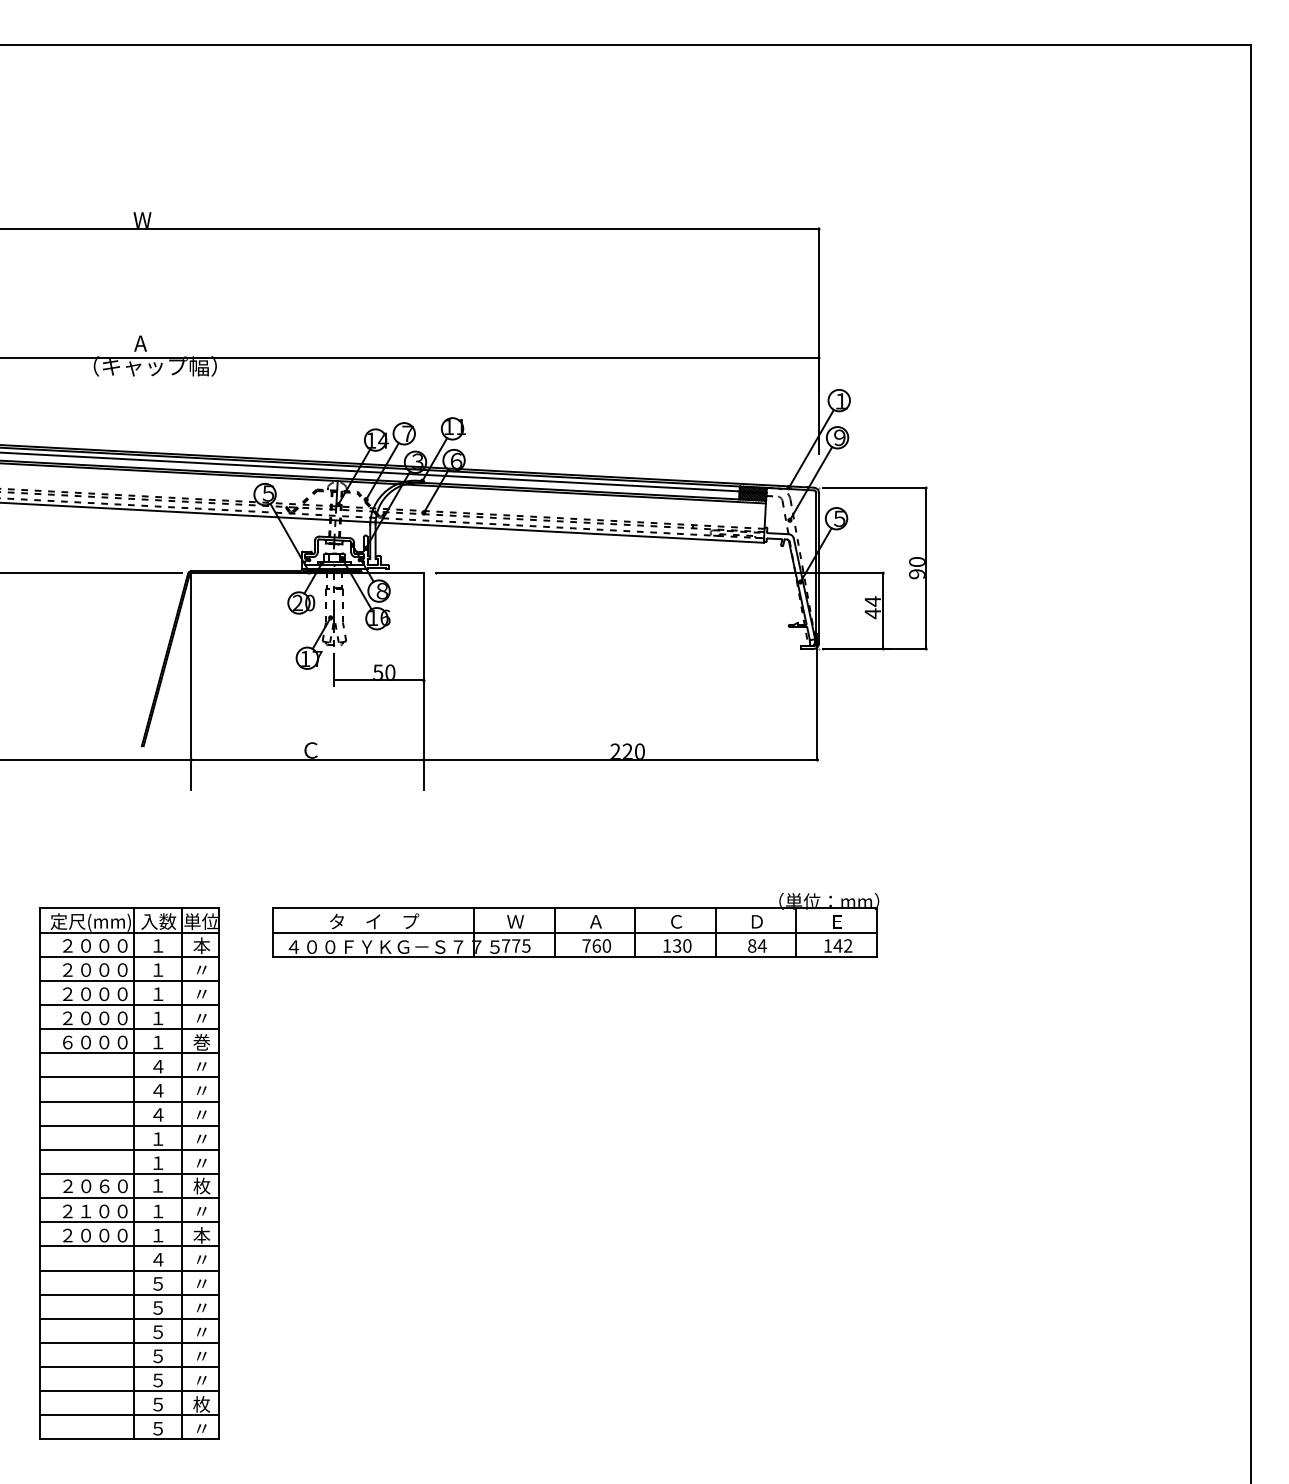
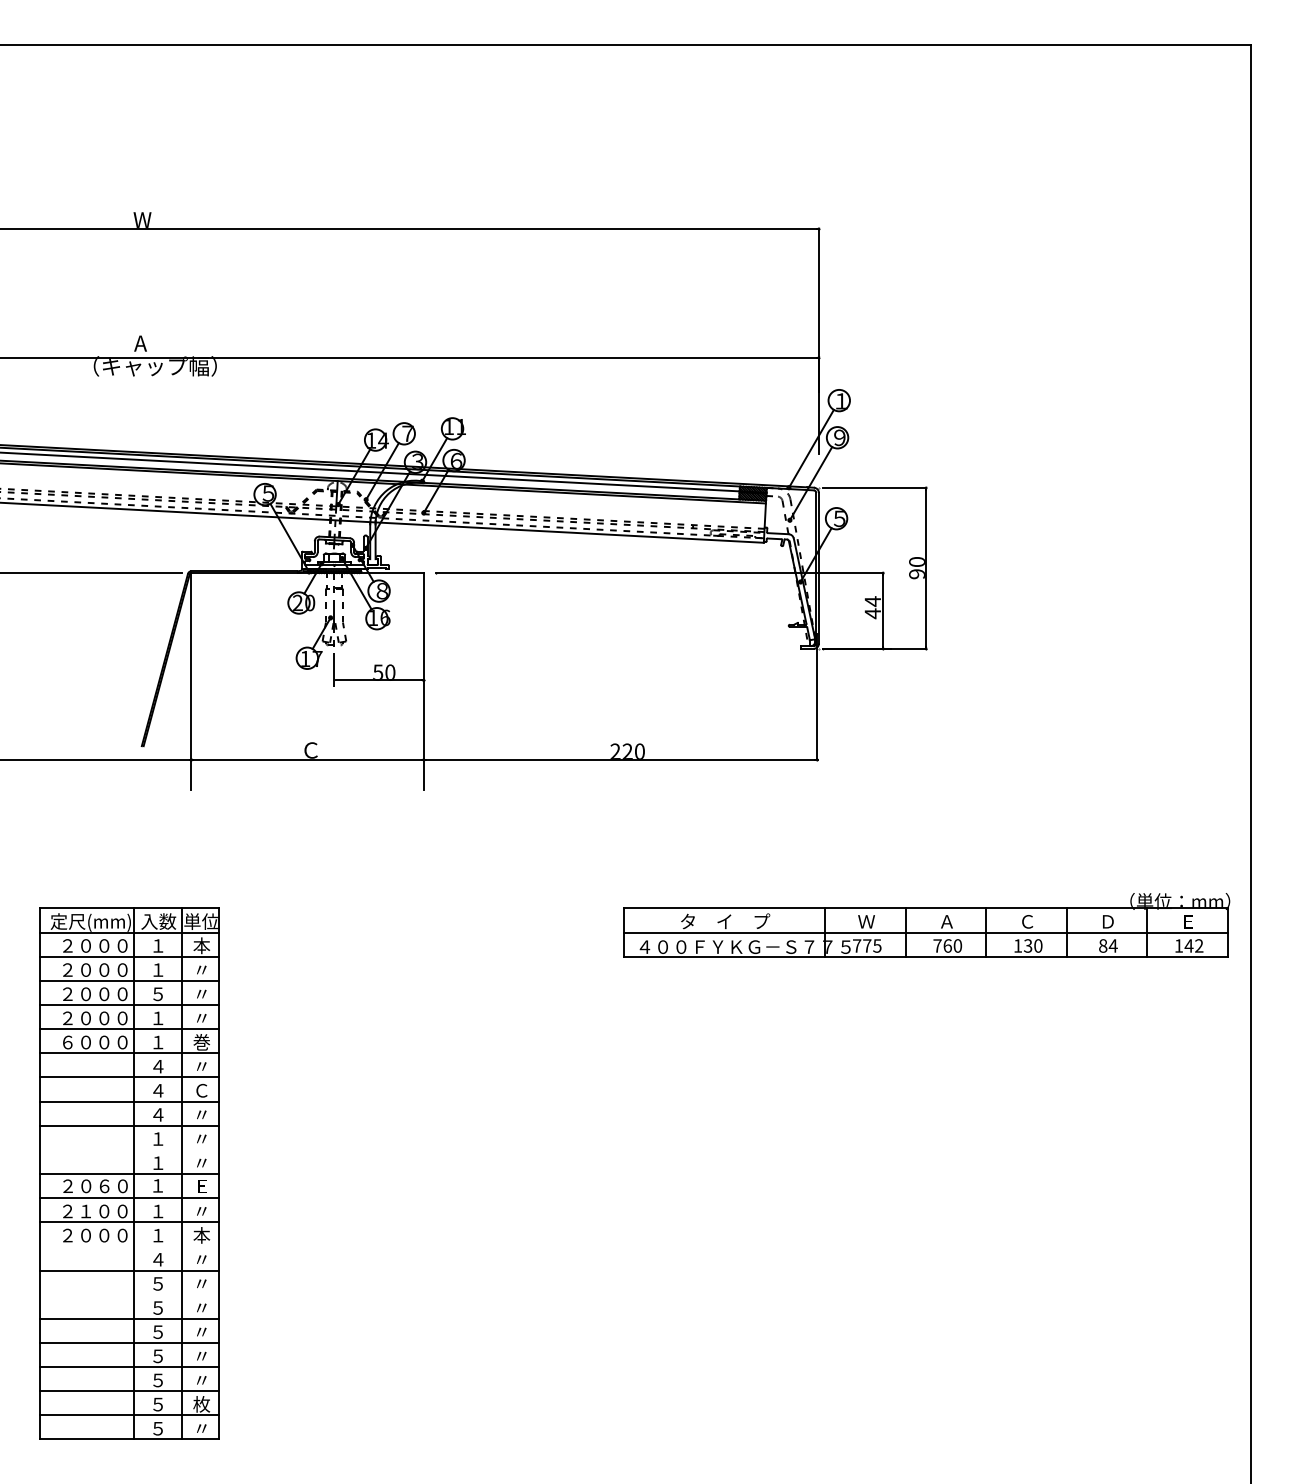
part position: (575, 925) -> (926, 925) (926, 925)
text: １ -> ５ (158, 994)
text: 〃 -> Ｃ (201, 1090)
line: present -> none (129, 1149)
text: 枚 -> Ｅ (201, 1185)
line: present -> none (129, 1246)
line: present -> none (129, 1294)
